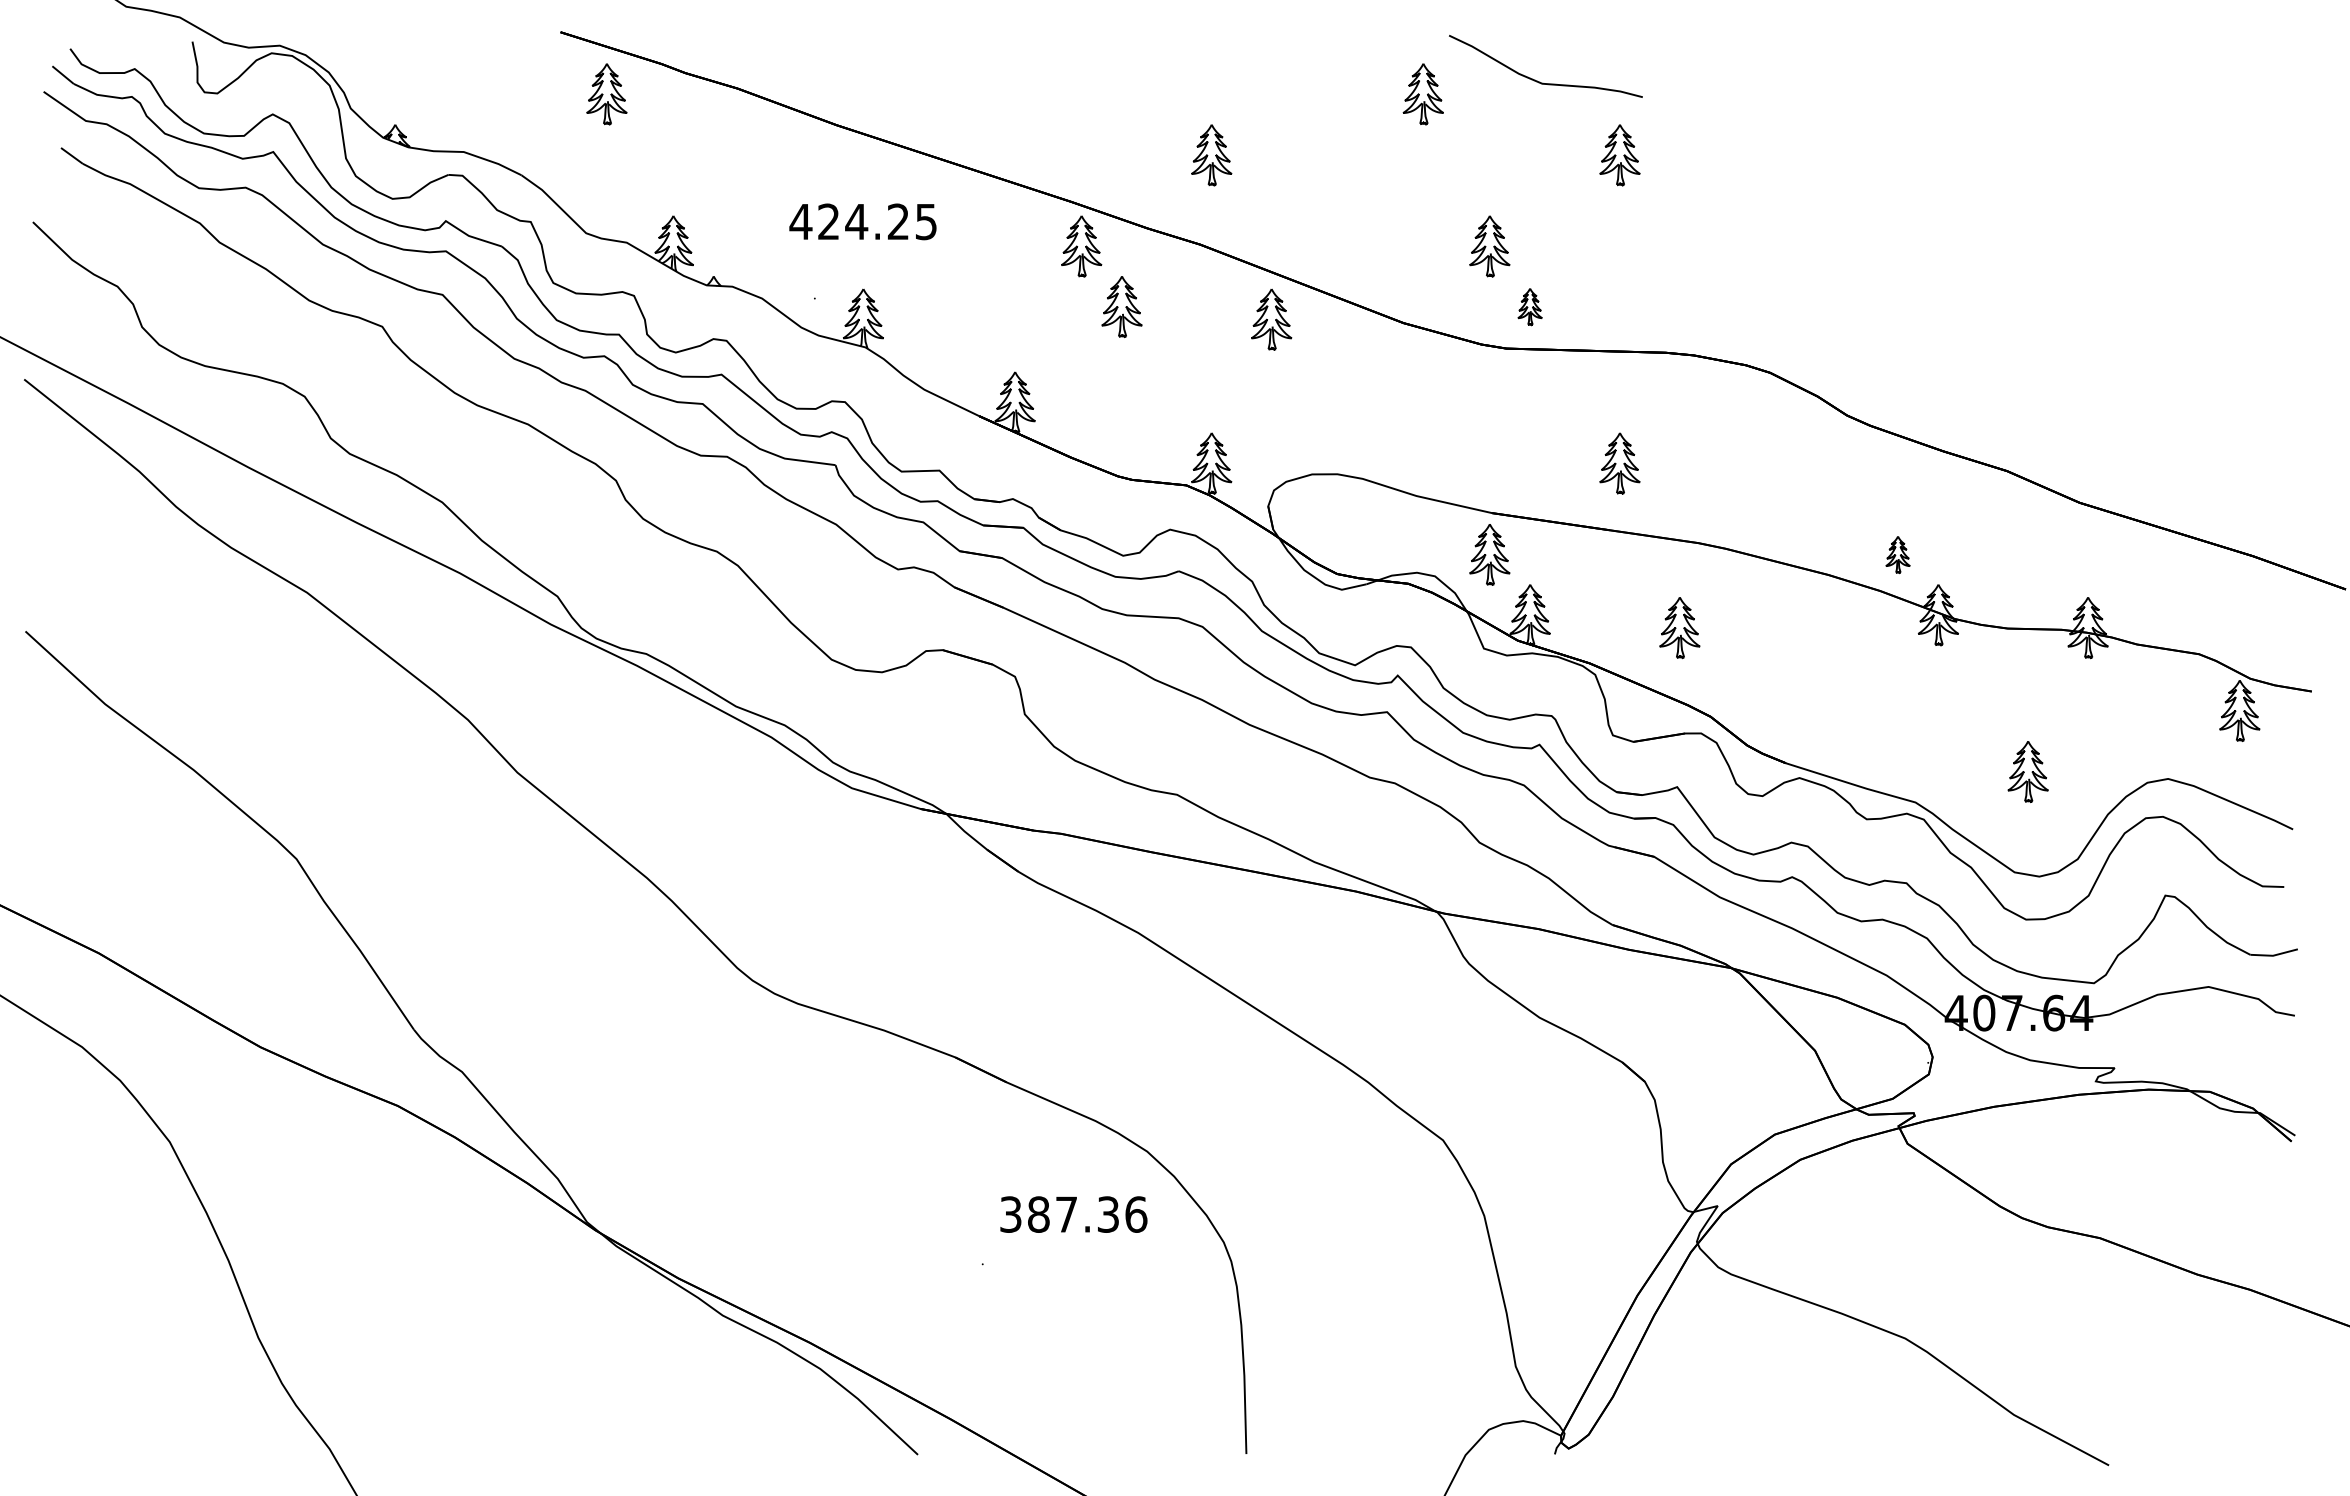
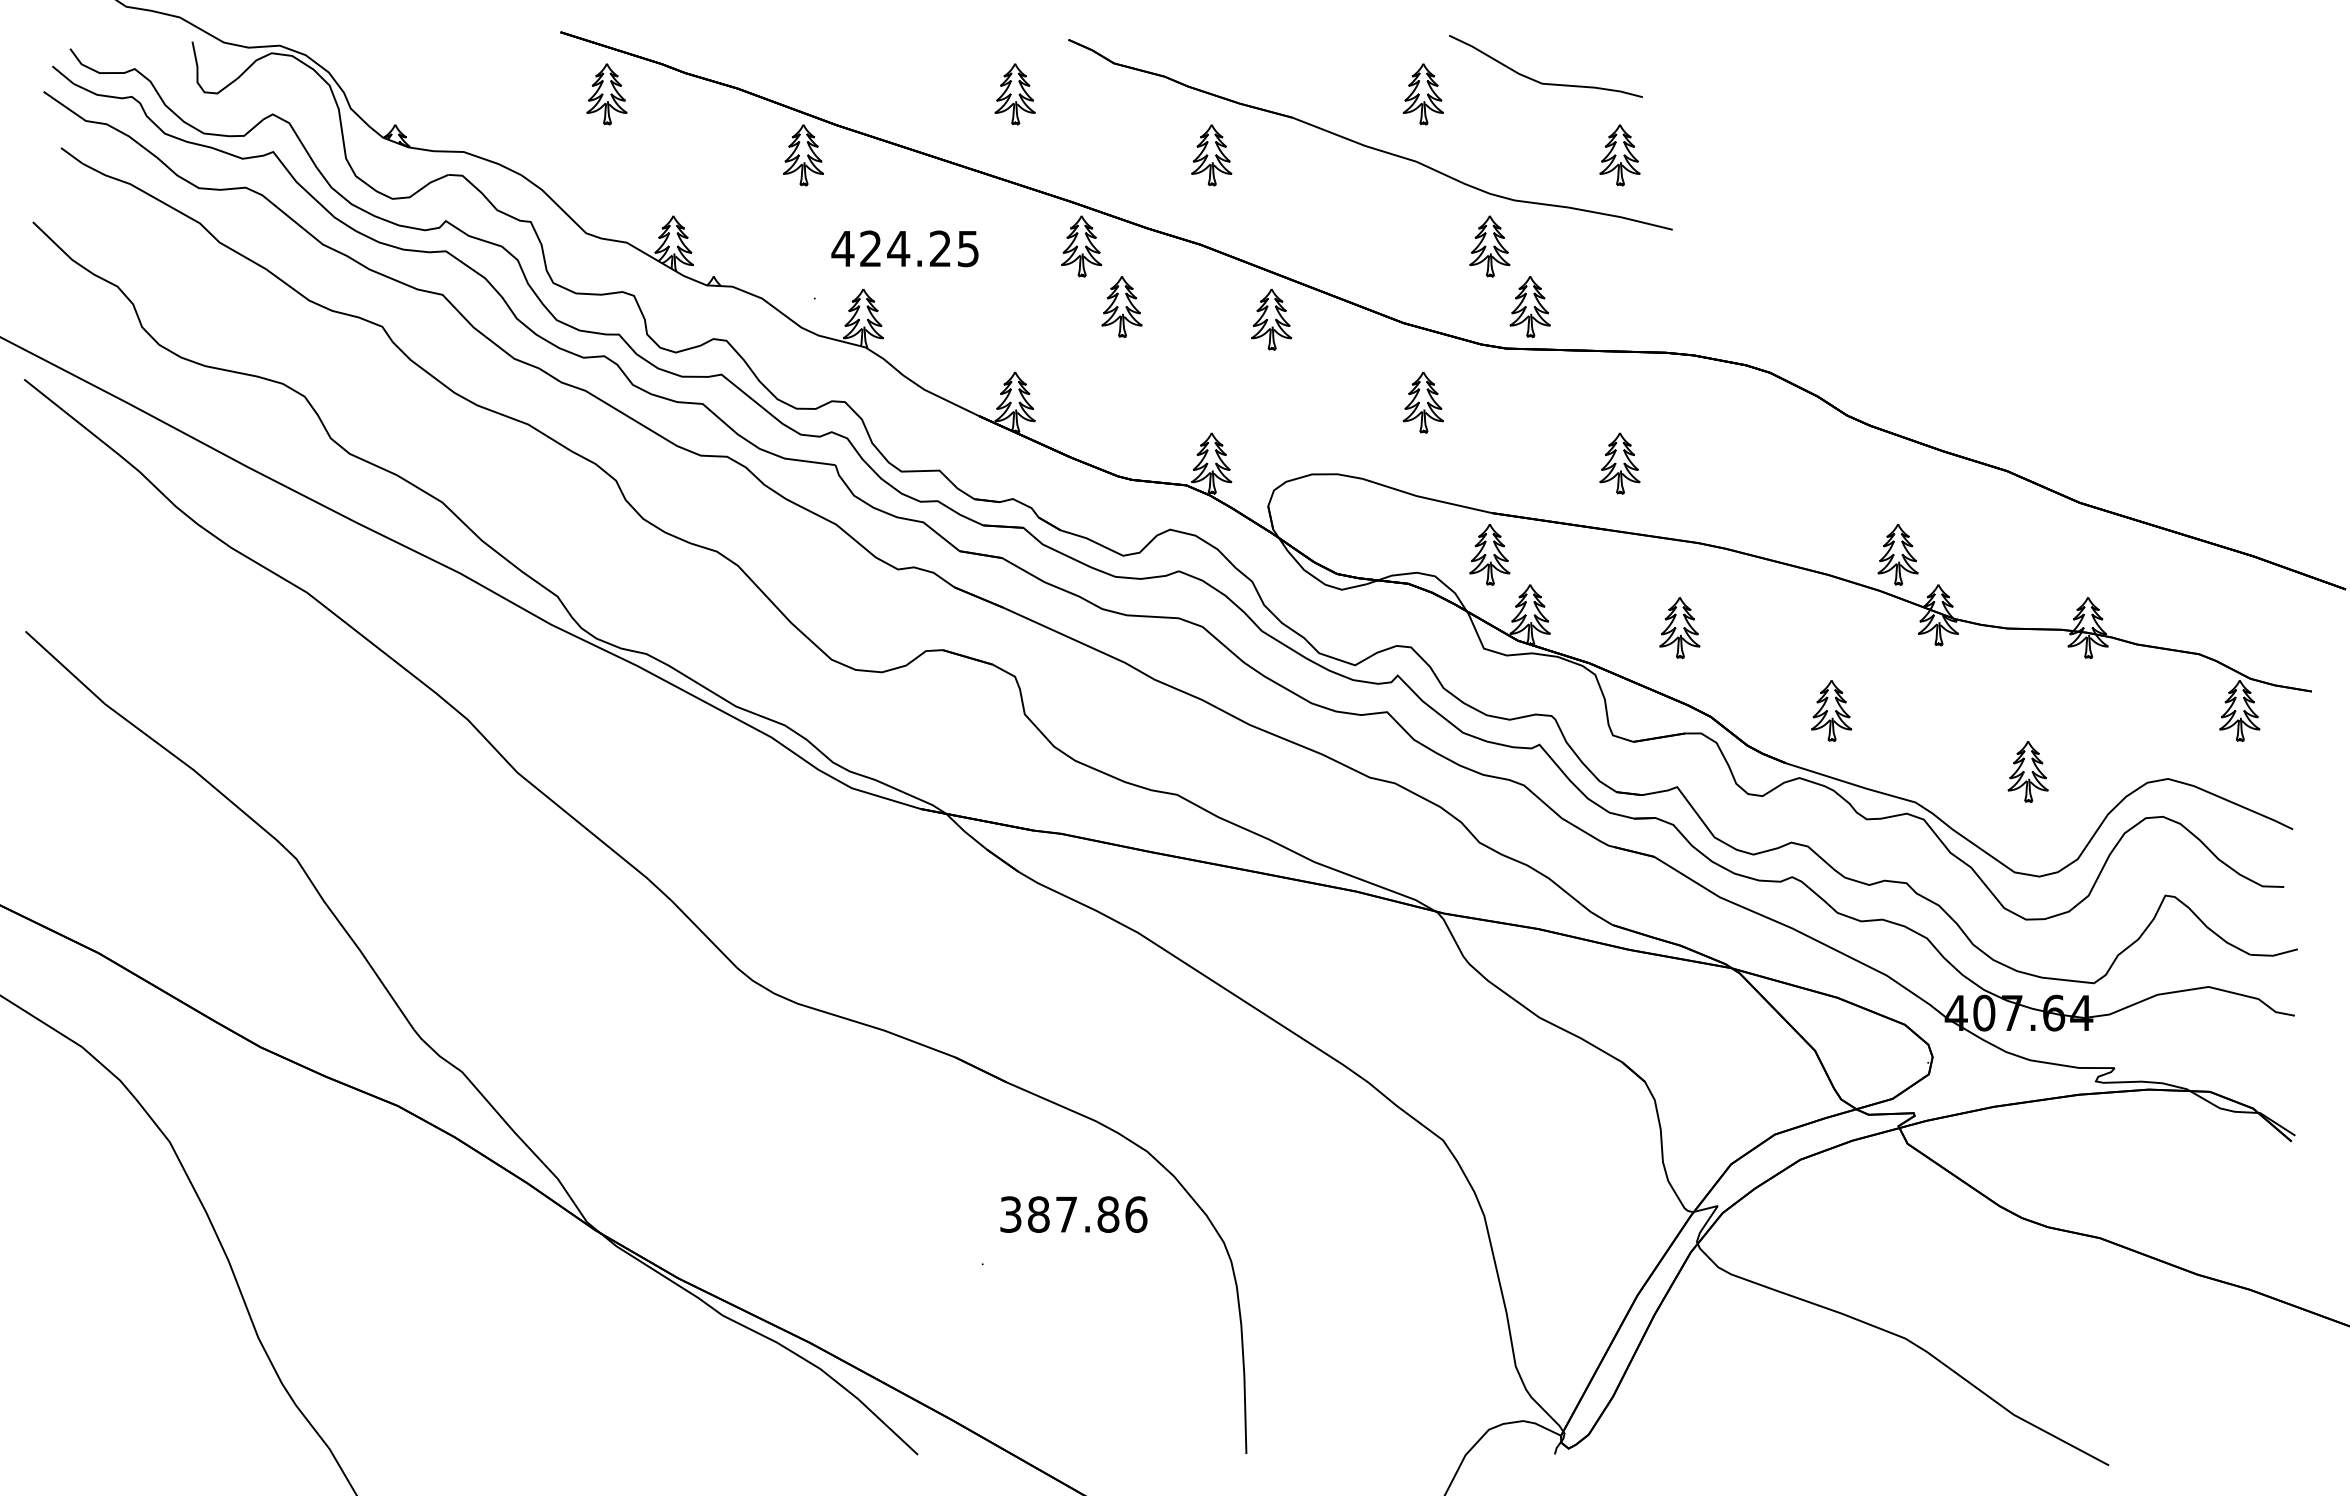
part: none -> present (1014, 94)
part: none -> present (1367, 145)
part: none -> present (803, 155)
text position: (862, 221) -> (904, 248) (904, 248)
part size: 26x39 px -> 42x62 px (1529, 306)
part: none -> present (1422, 402)
part size: 26x39 px -> 42x62 px (1897, 554)
part: none -> present (1831, 710)
text: 387.36 -> 387.86 (1108, 1214)
